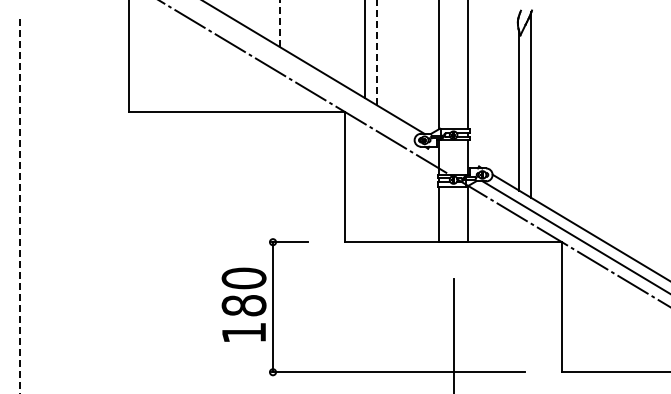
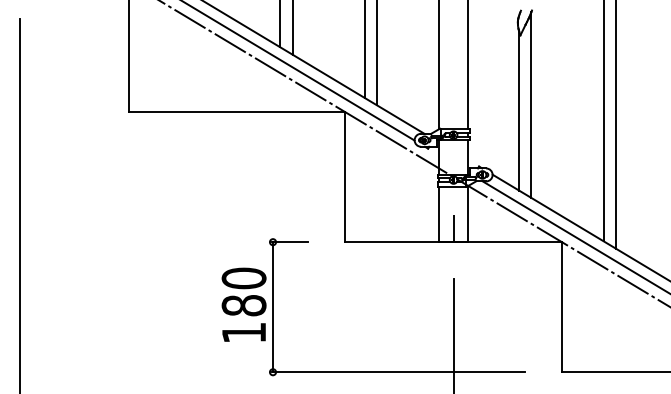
line: dashed -> solid (280, 23)
line: none -> present (292, 28)
line: dashed -> solid (377, 52)
line: none -> present (299, 71)
line: none -> present (603, 121)
line: none -> present (615, 125)
line: dashed -> solid (20, 206)
line: none -> present (453, 228)
